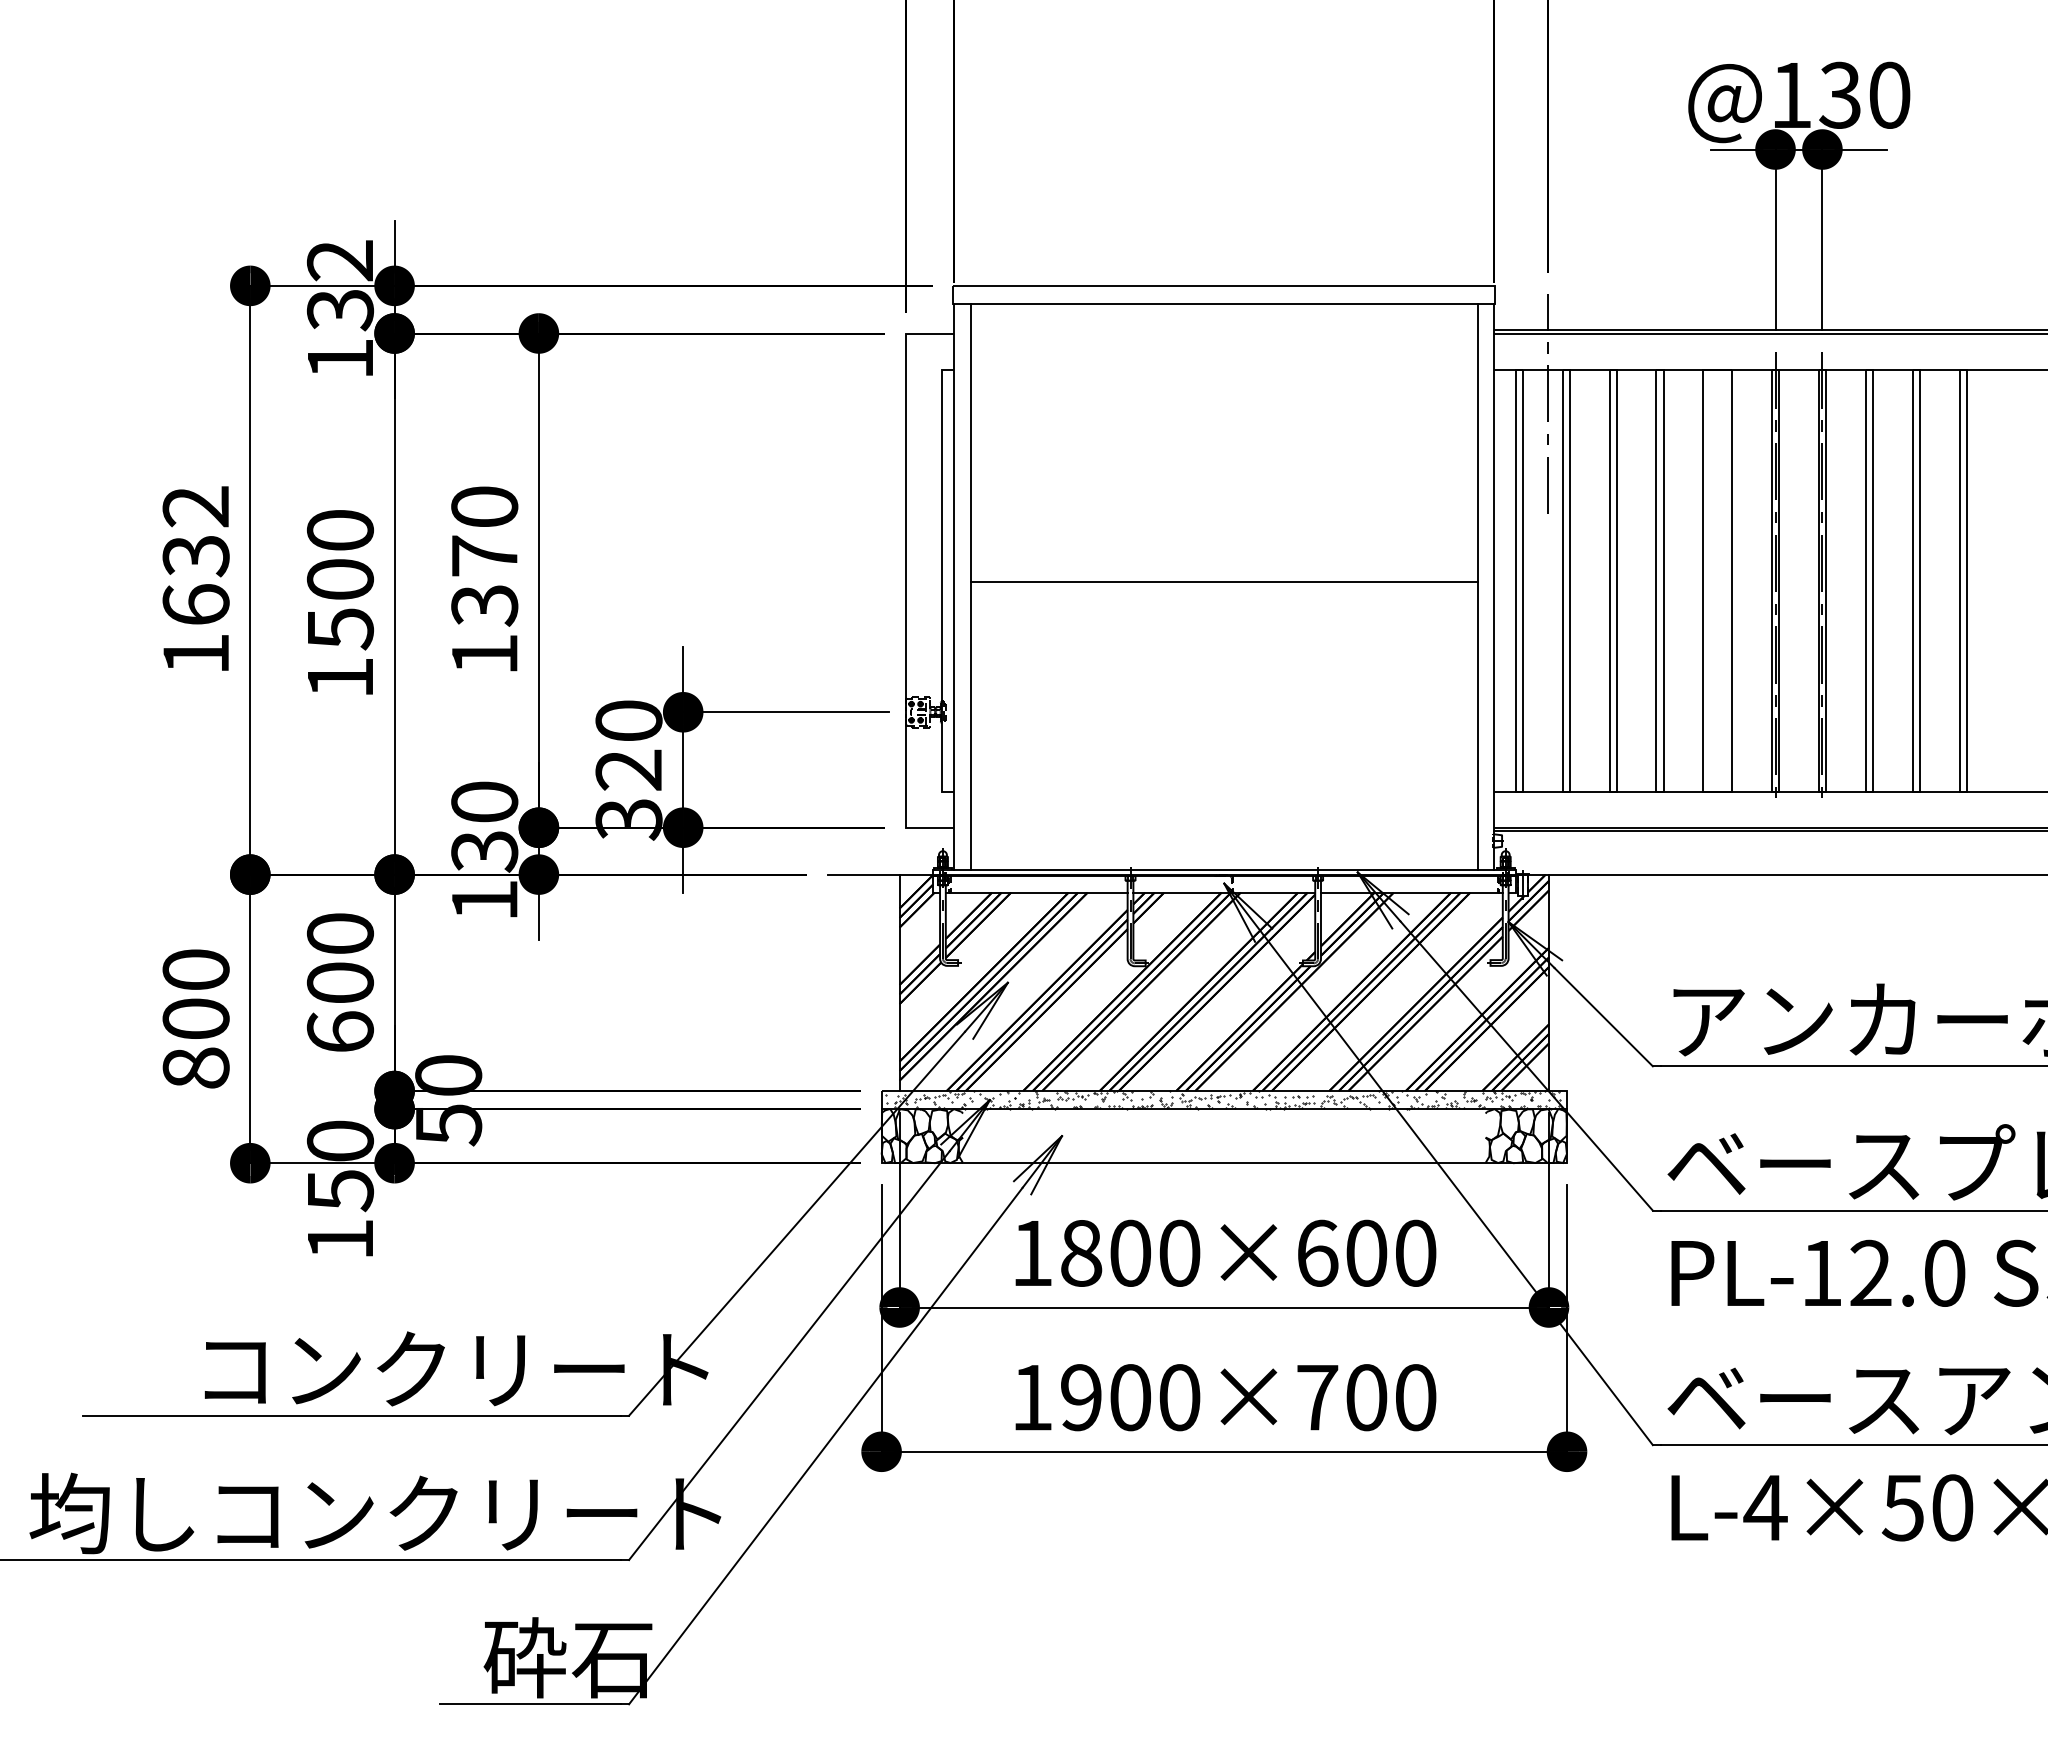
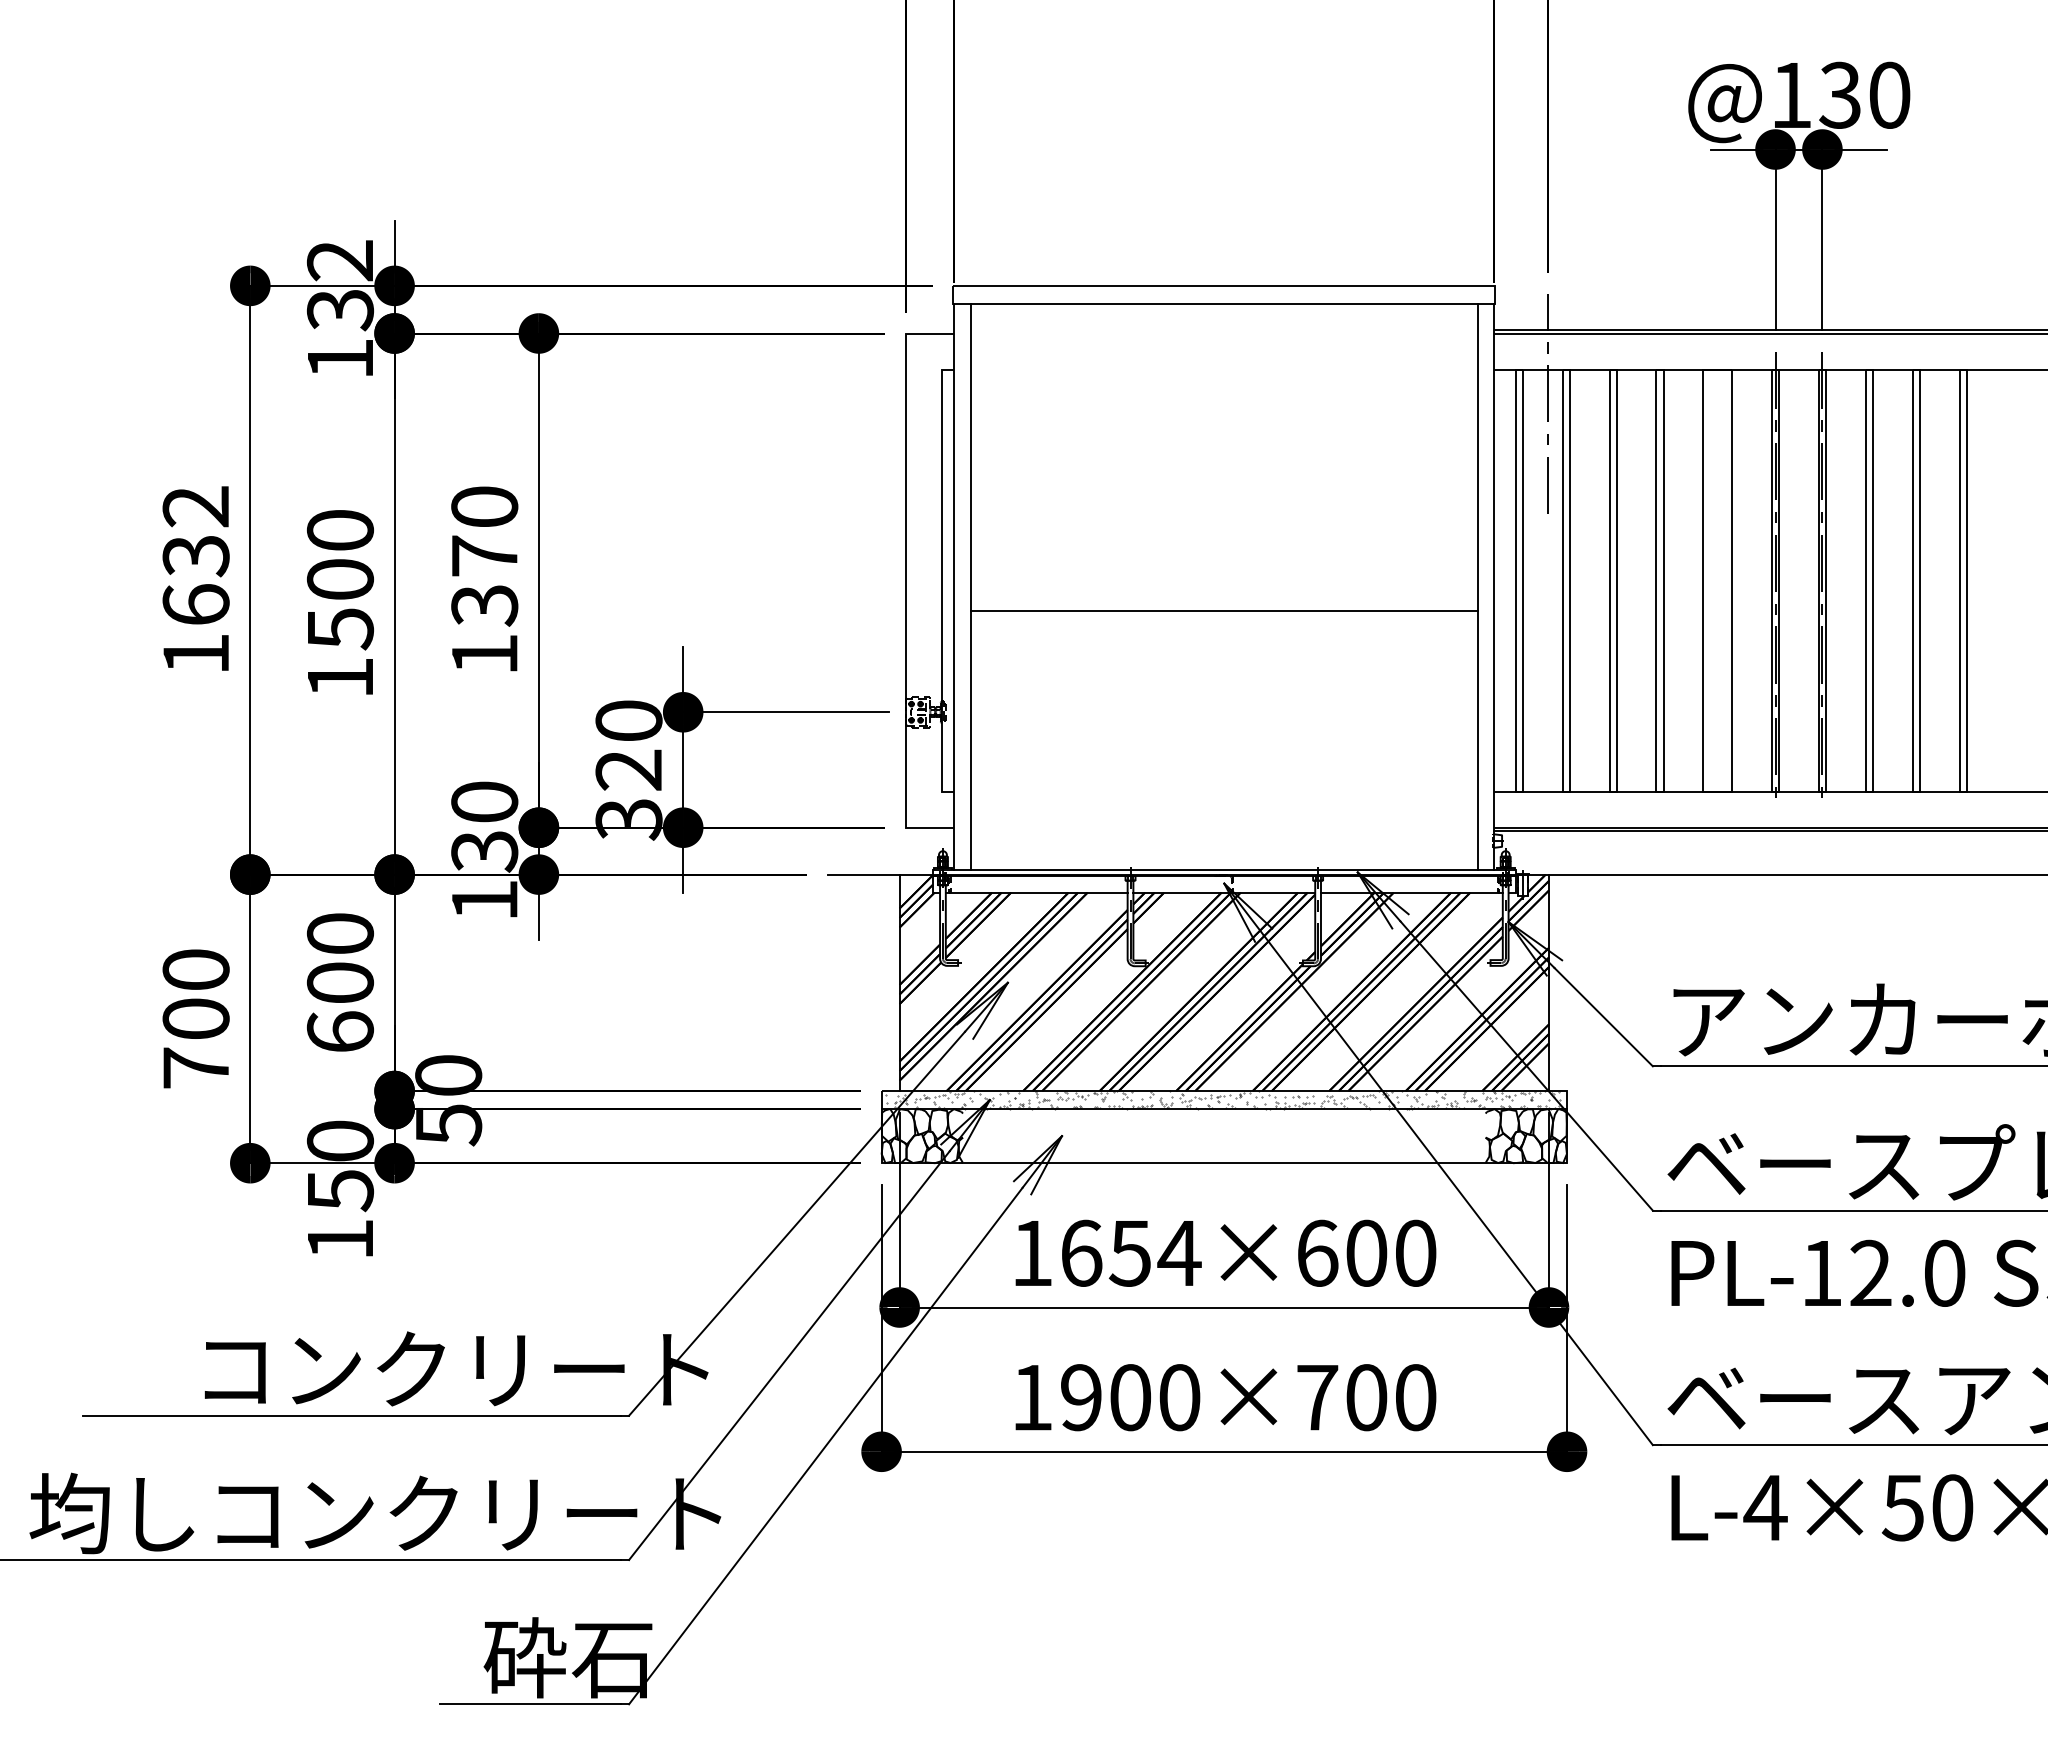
line position: (1224, 582) -> (1224, 611) (1224, 611)
text: 800 -> 700 (195, 1067)
hatch: present -> none (1223, 1100)
text: 1800×600 -> 1654×600 (1131, 1252)
